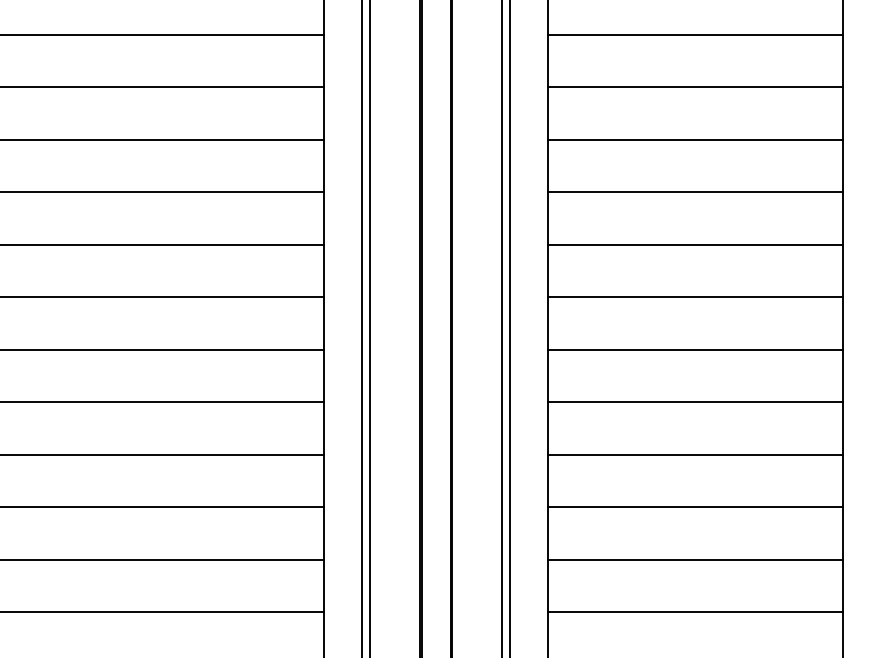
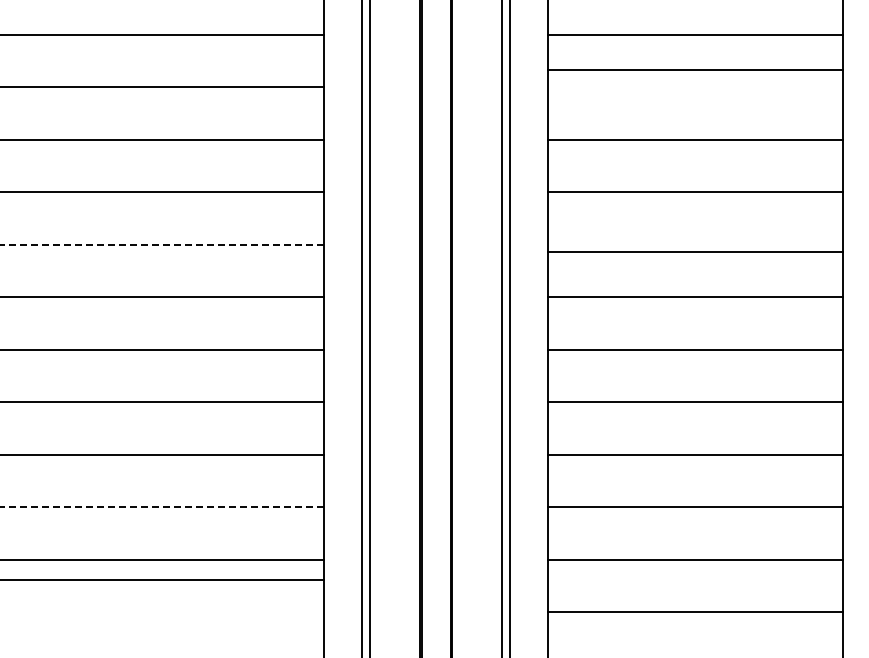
line position: (695, 87) -> (695, 70) (695, 70)
line: solid -> dashed (161, 244)
line position: (695, 244) -> (695, 251) (695, 251)
line: solid -> dashed (161, 507)
line position: (162, 612) -> (162, 580) (162, 580)
